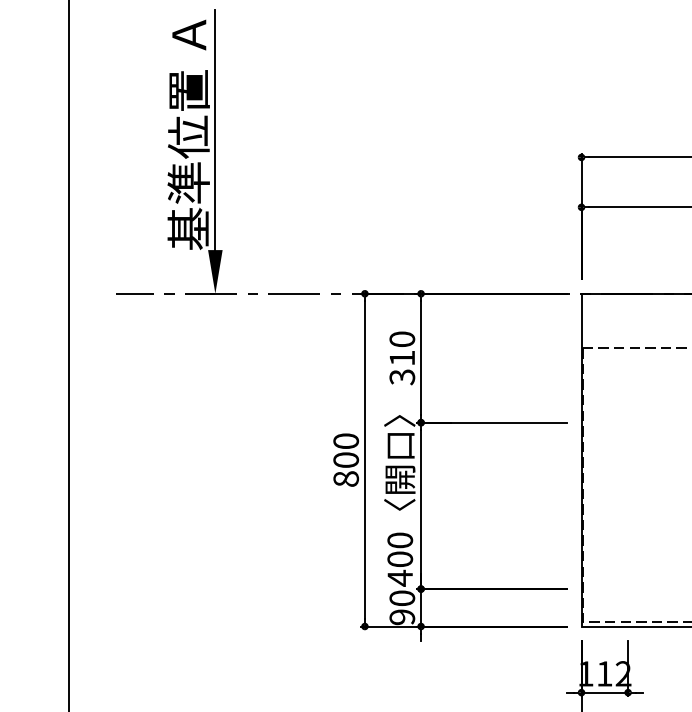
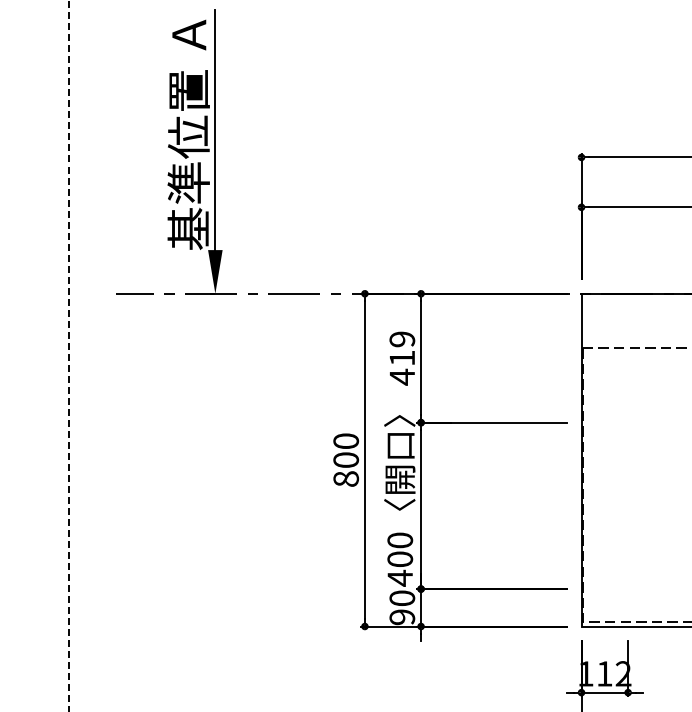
line: solid -> dashed (68, 356)
text: 310 -> 419 (402, 358)
